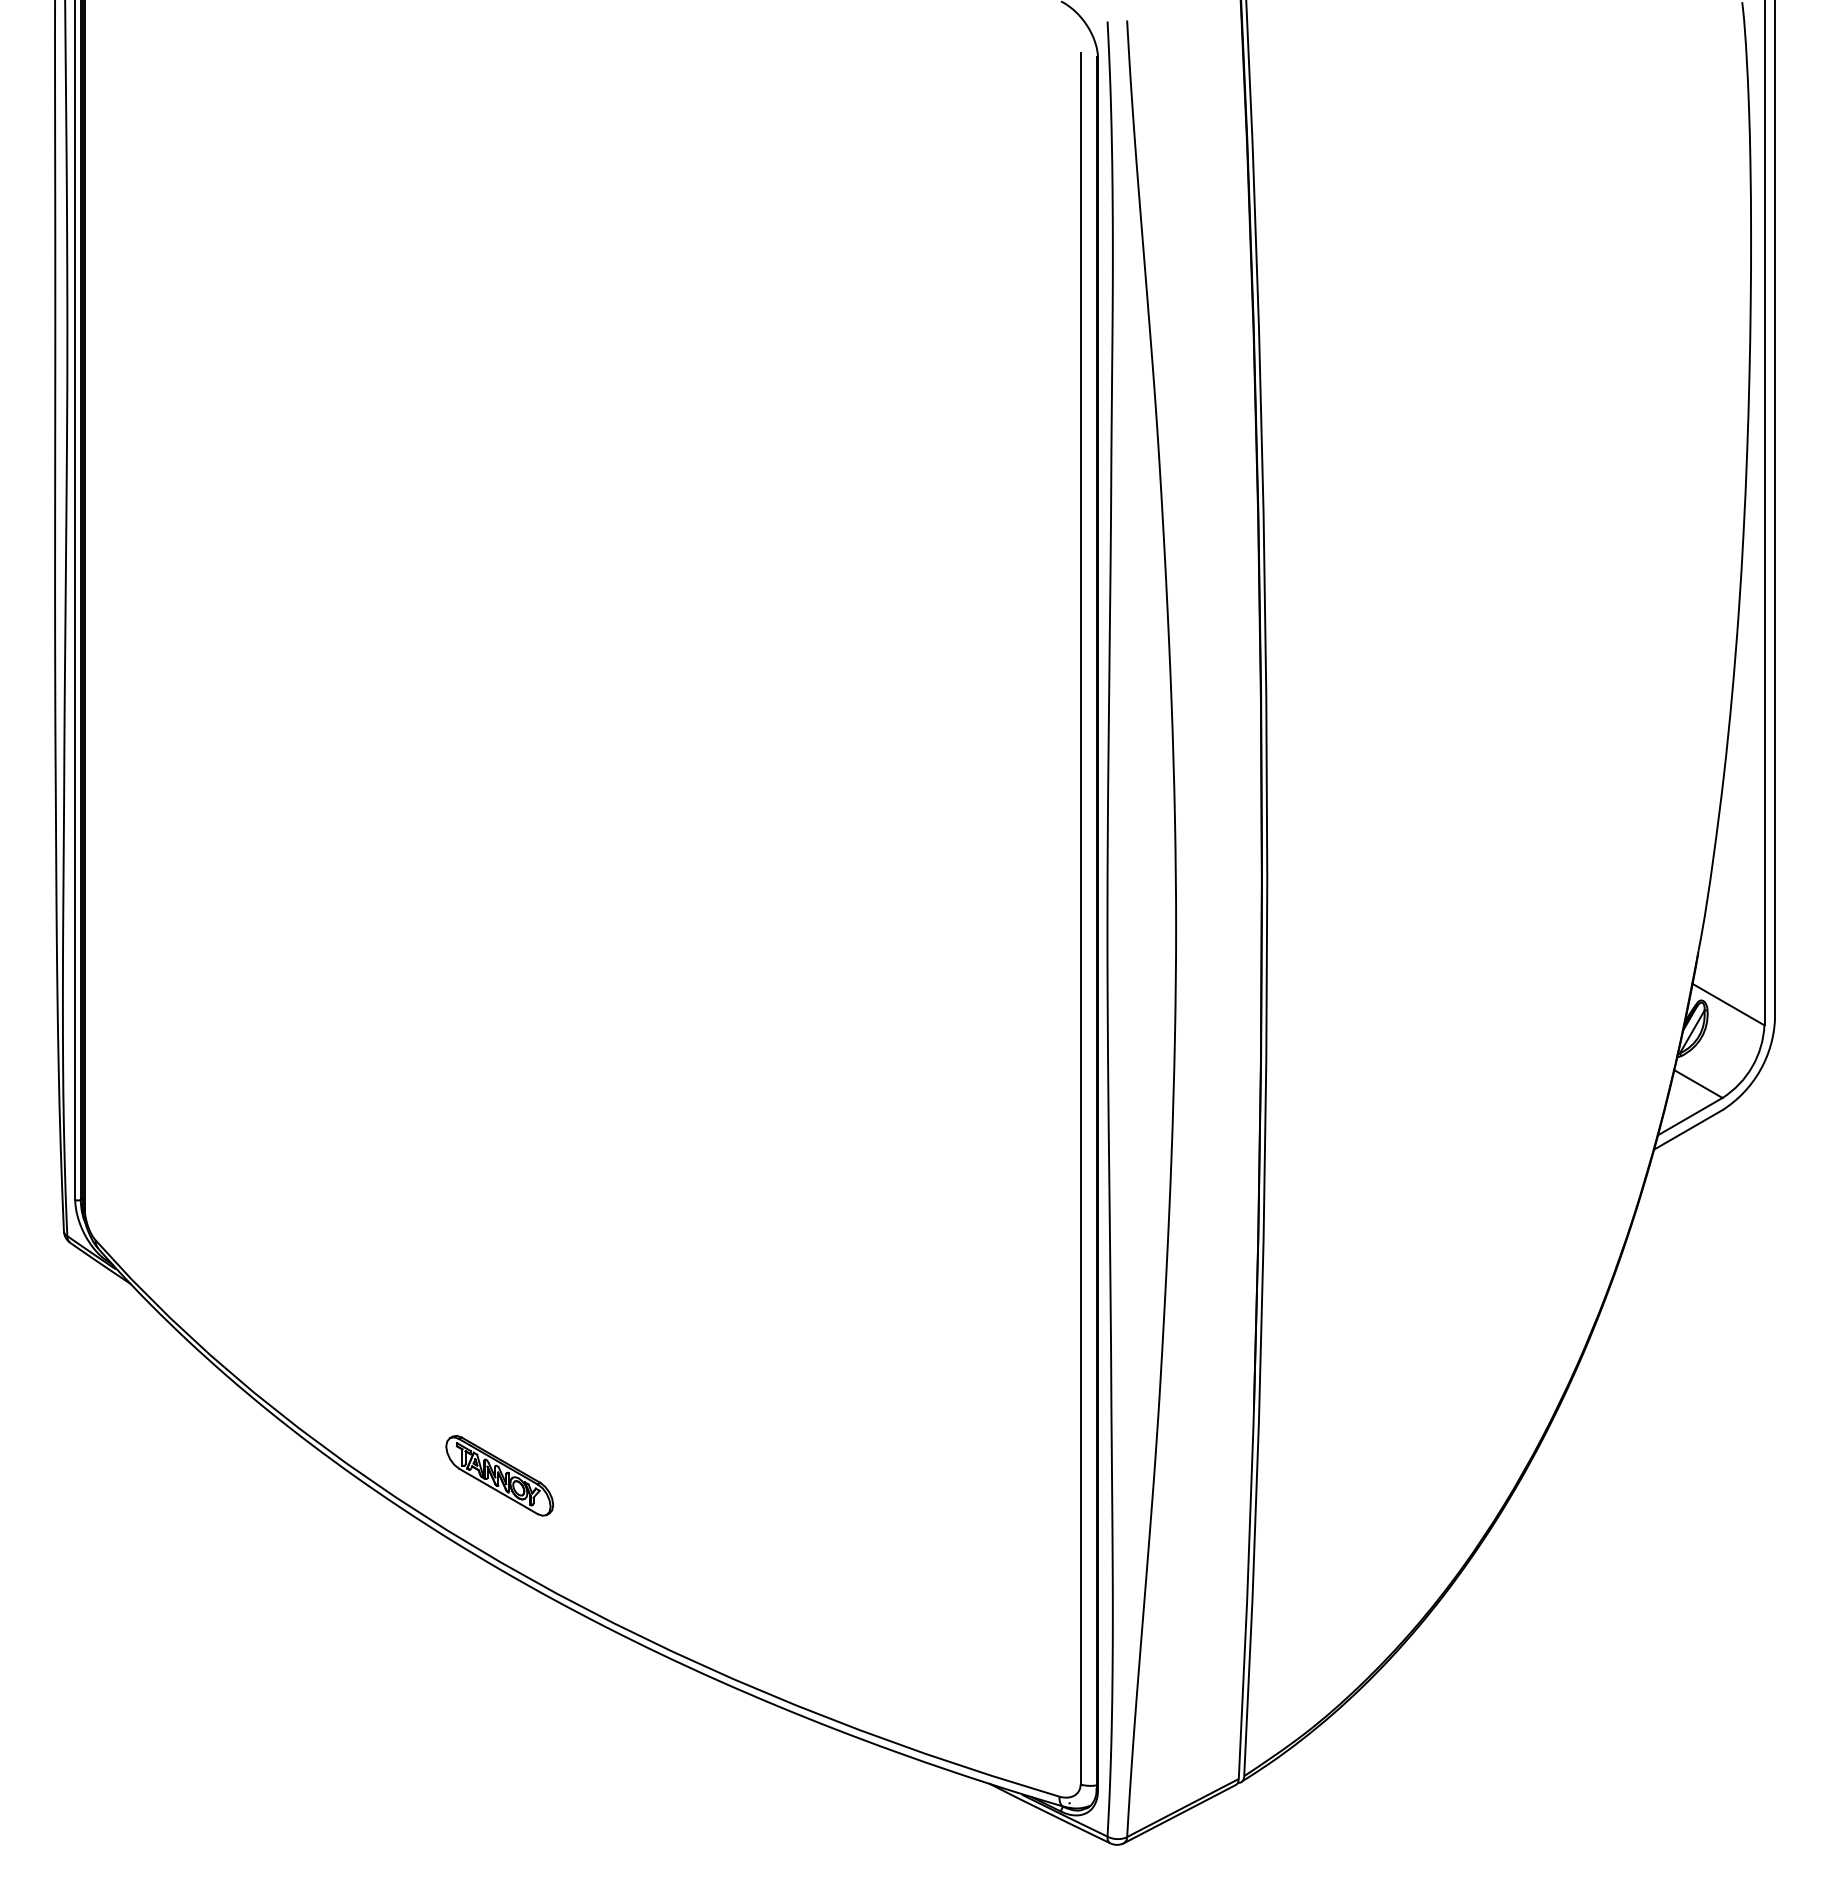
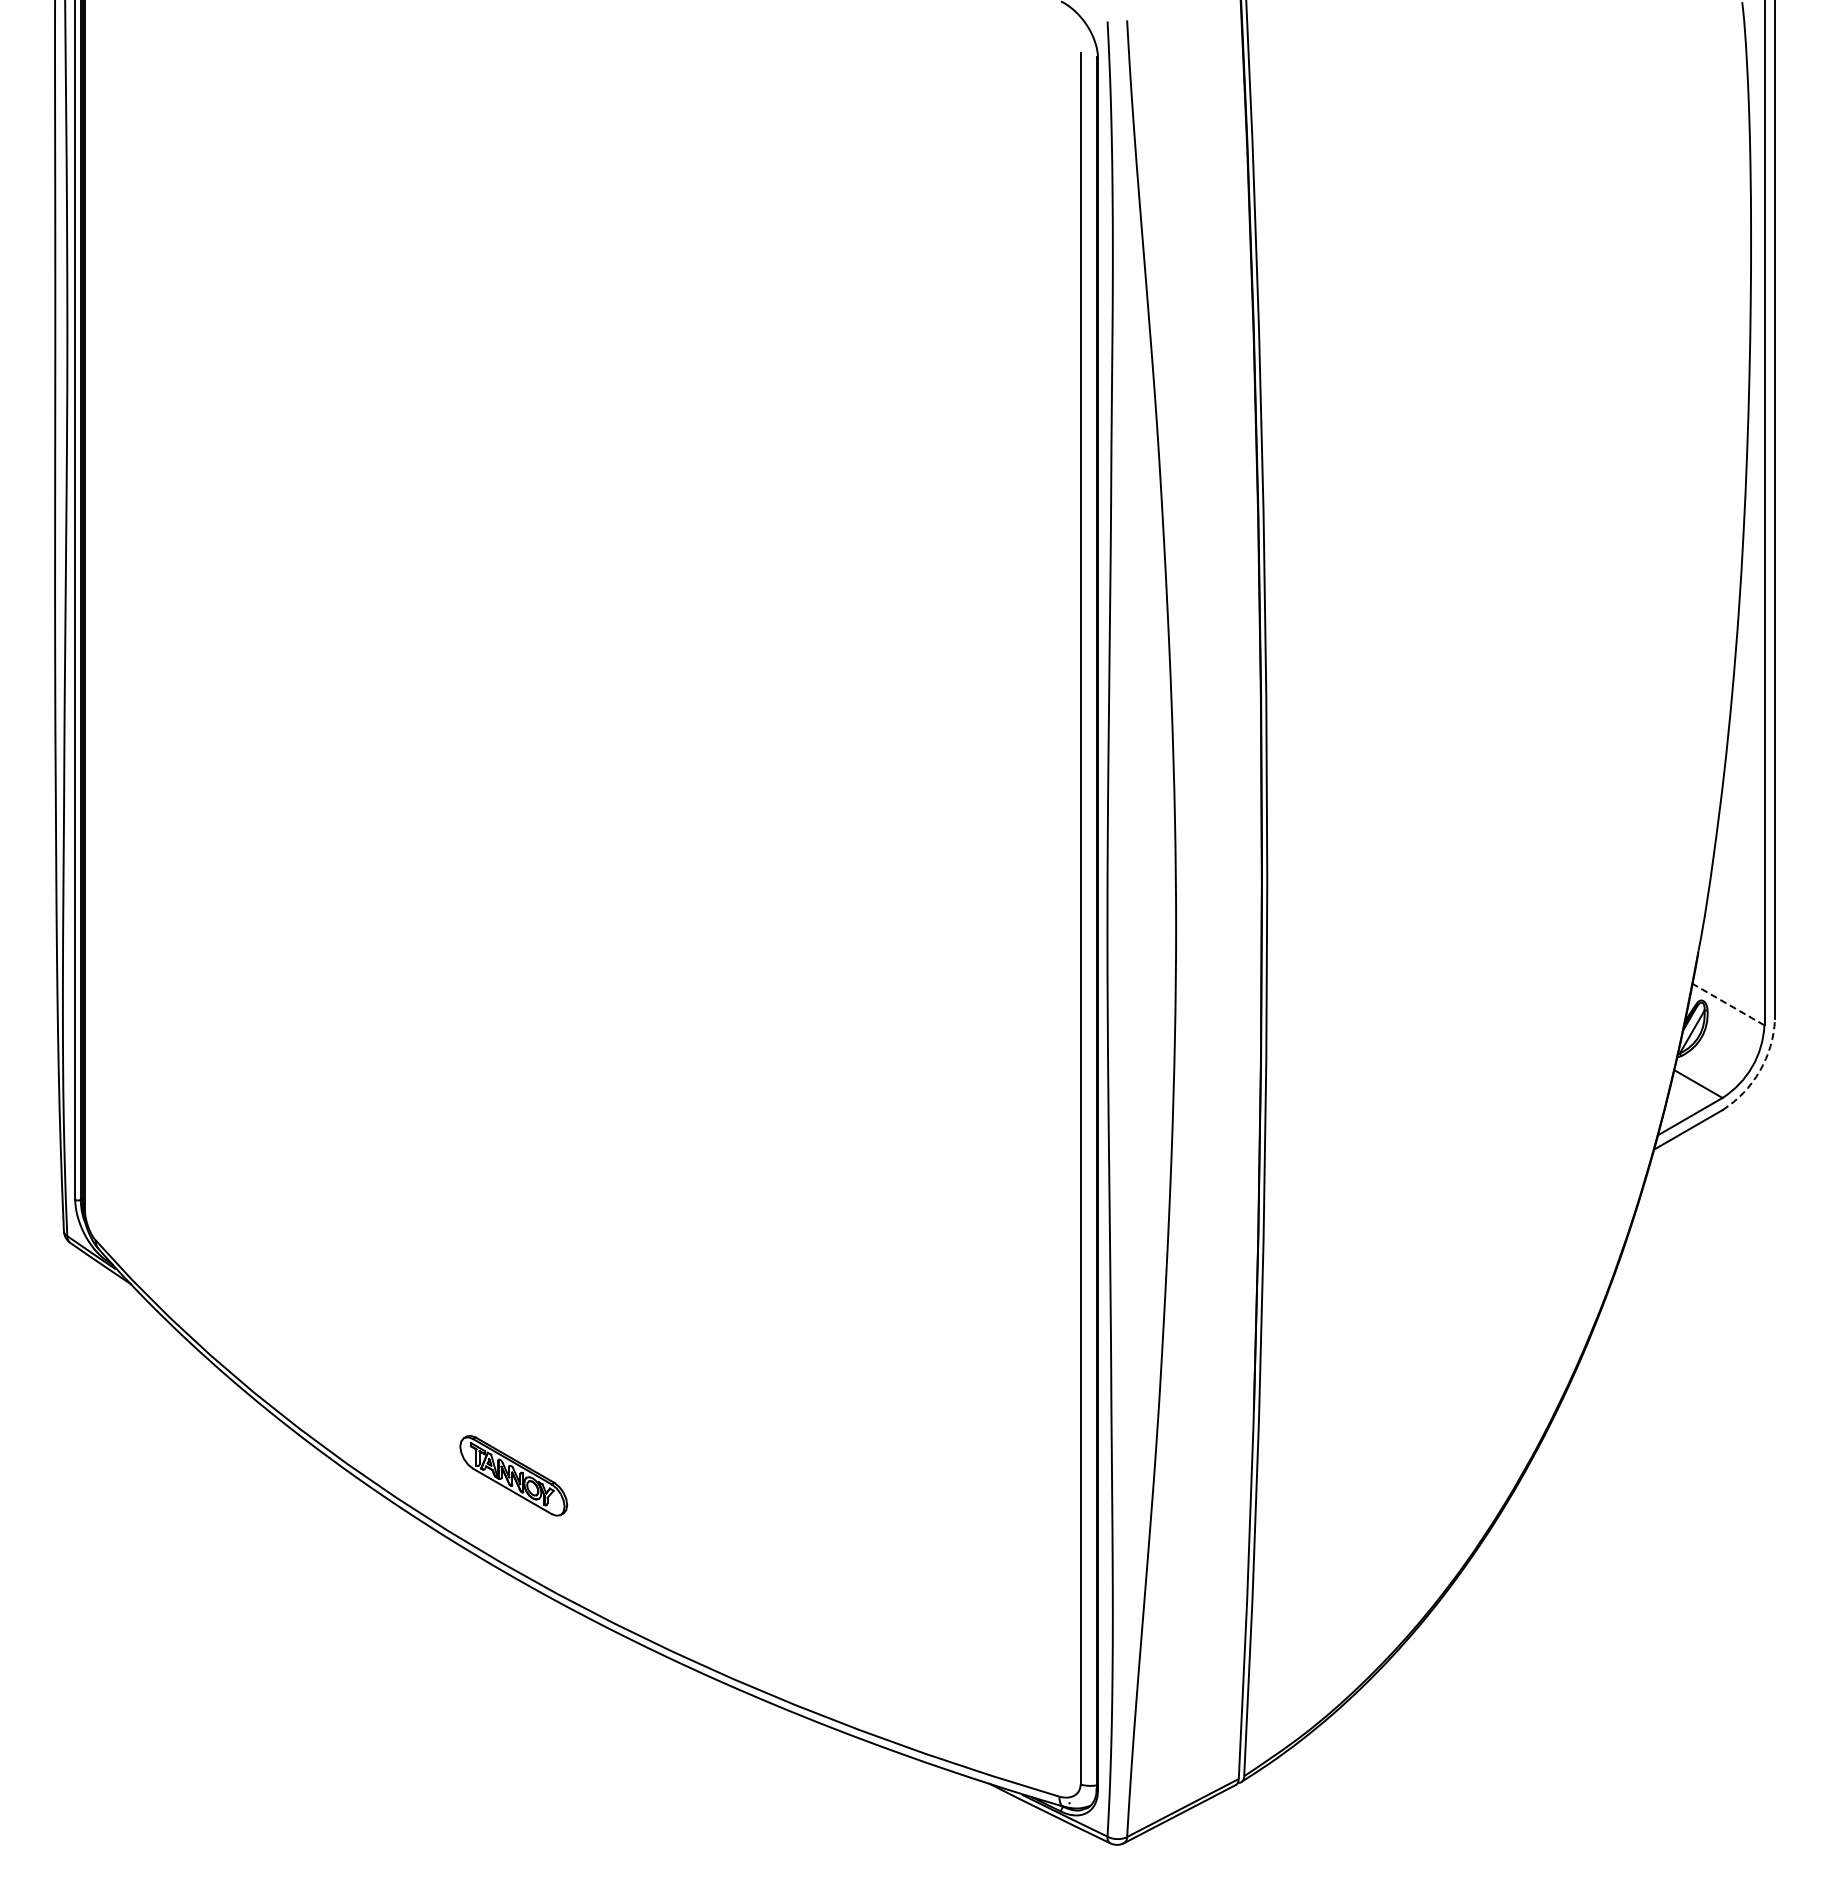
line: solid -> dashed (1728, 1004)
arc: solid -> dashed (1759, 1071)
part position: (499, 1475) -> (513, 1475) (513, 1475)
